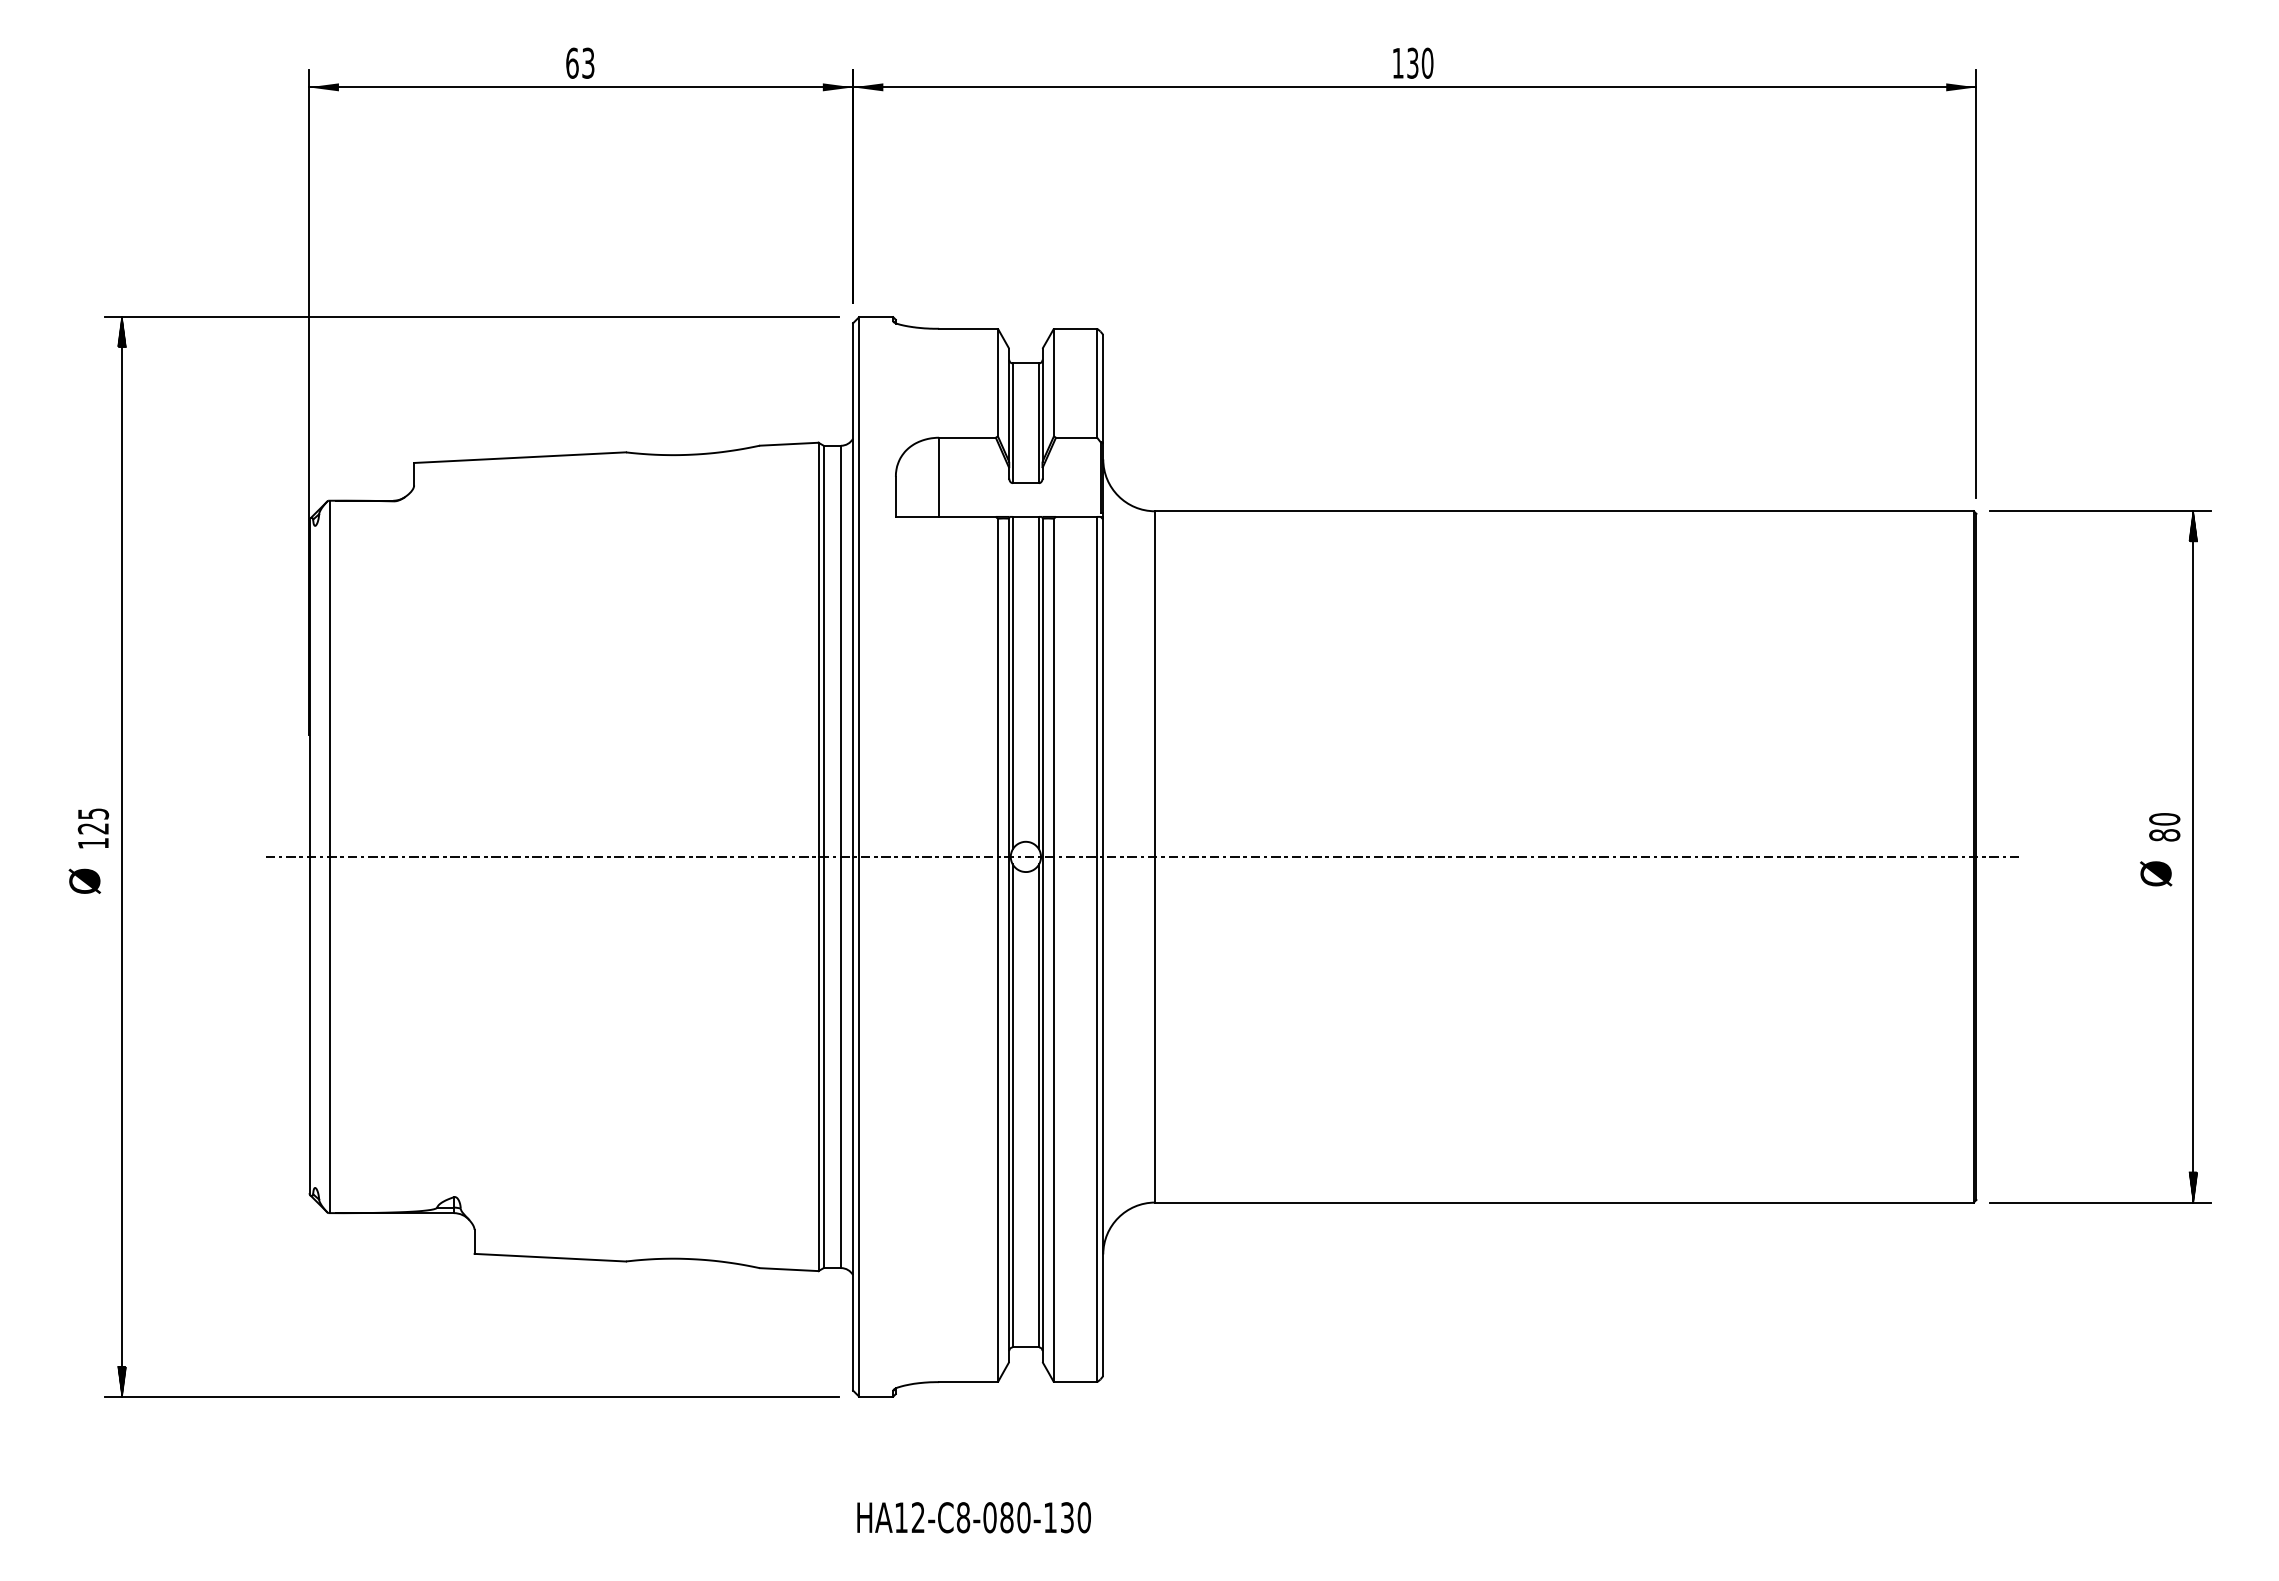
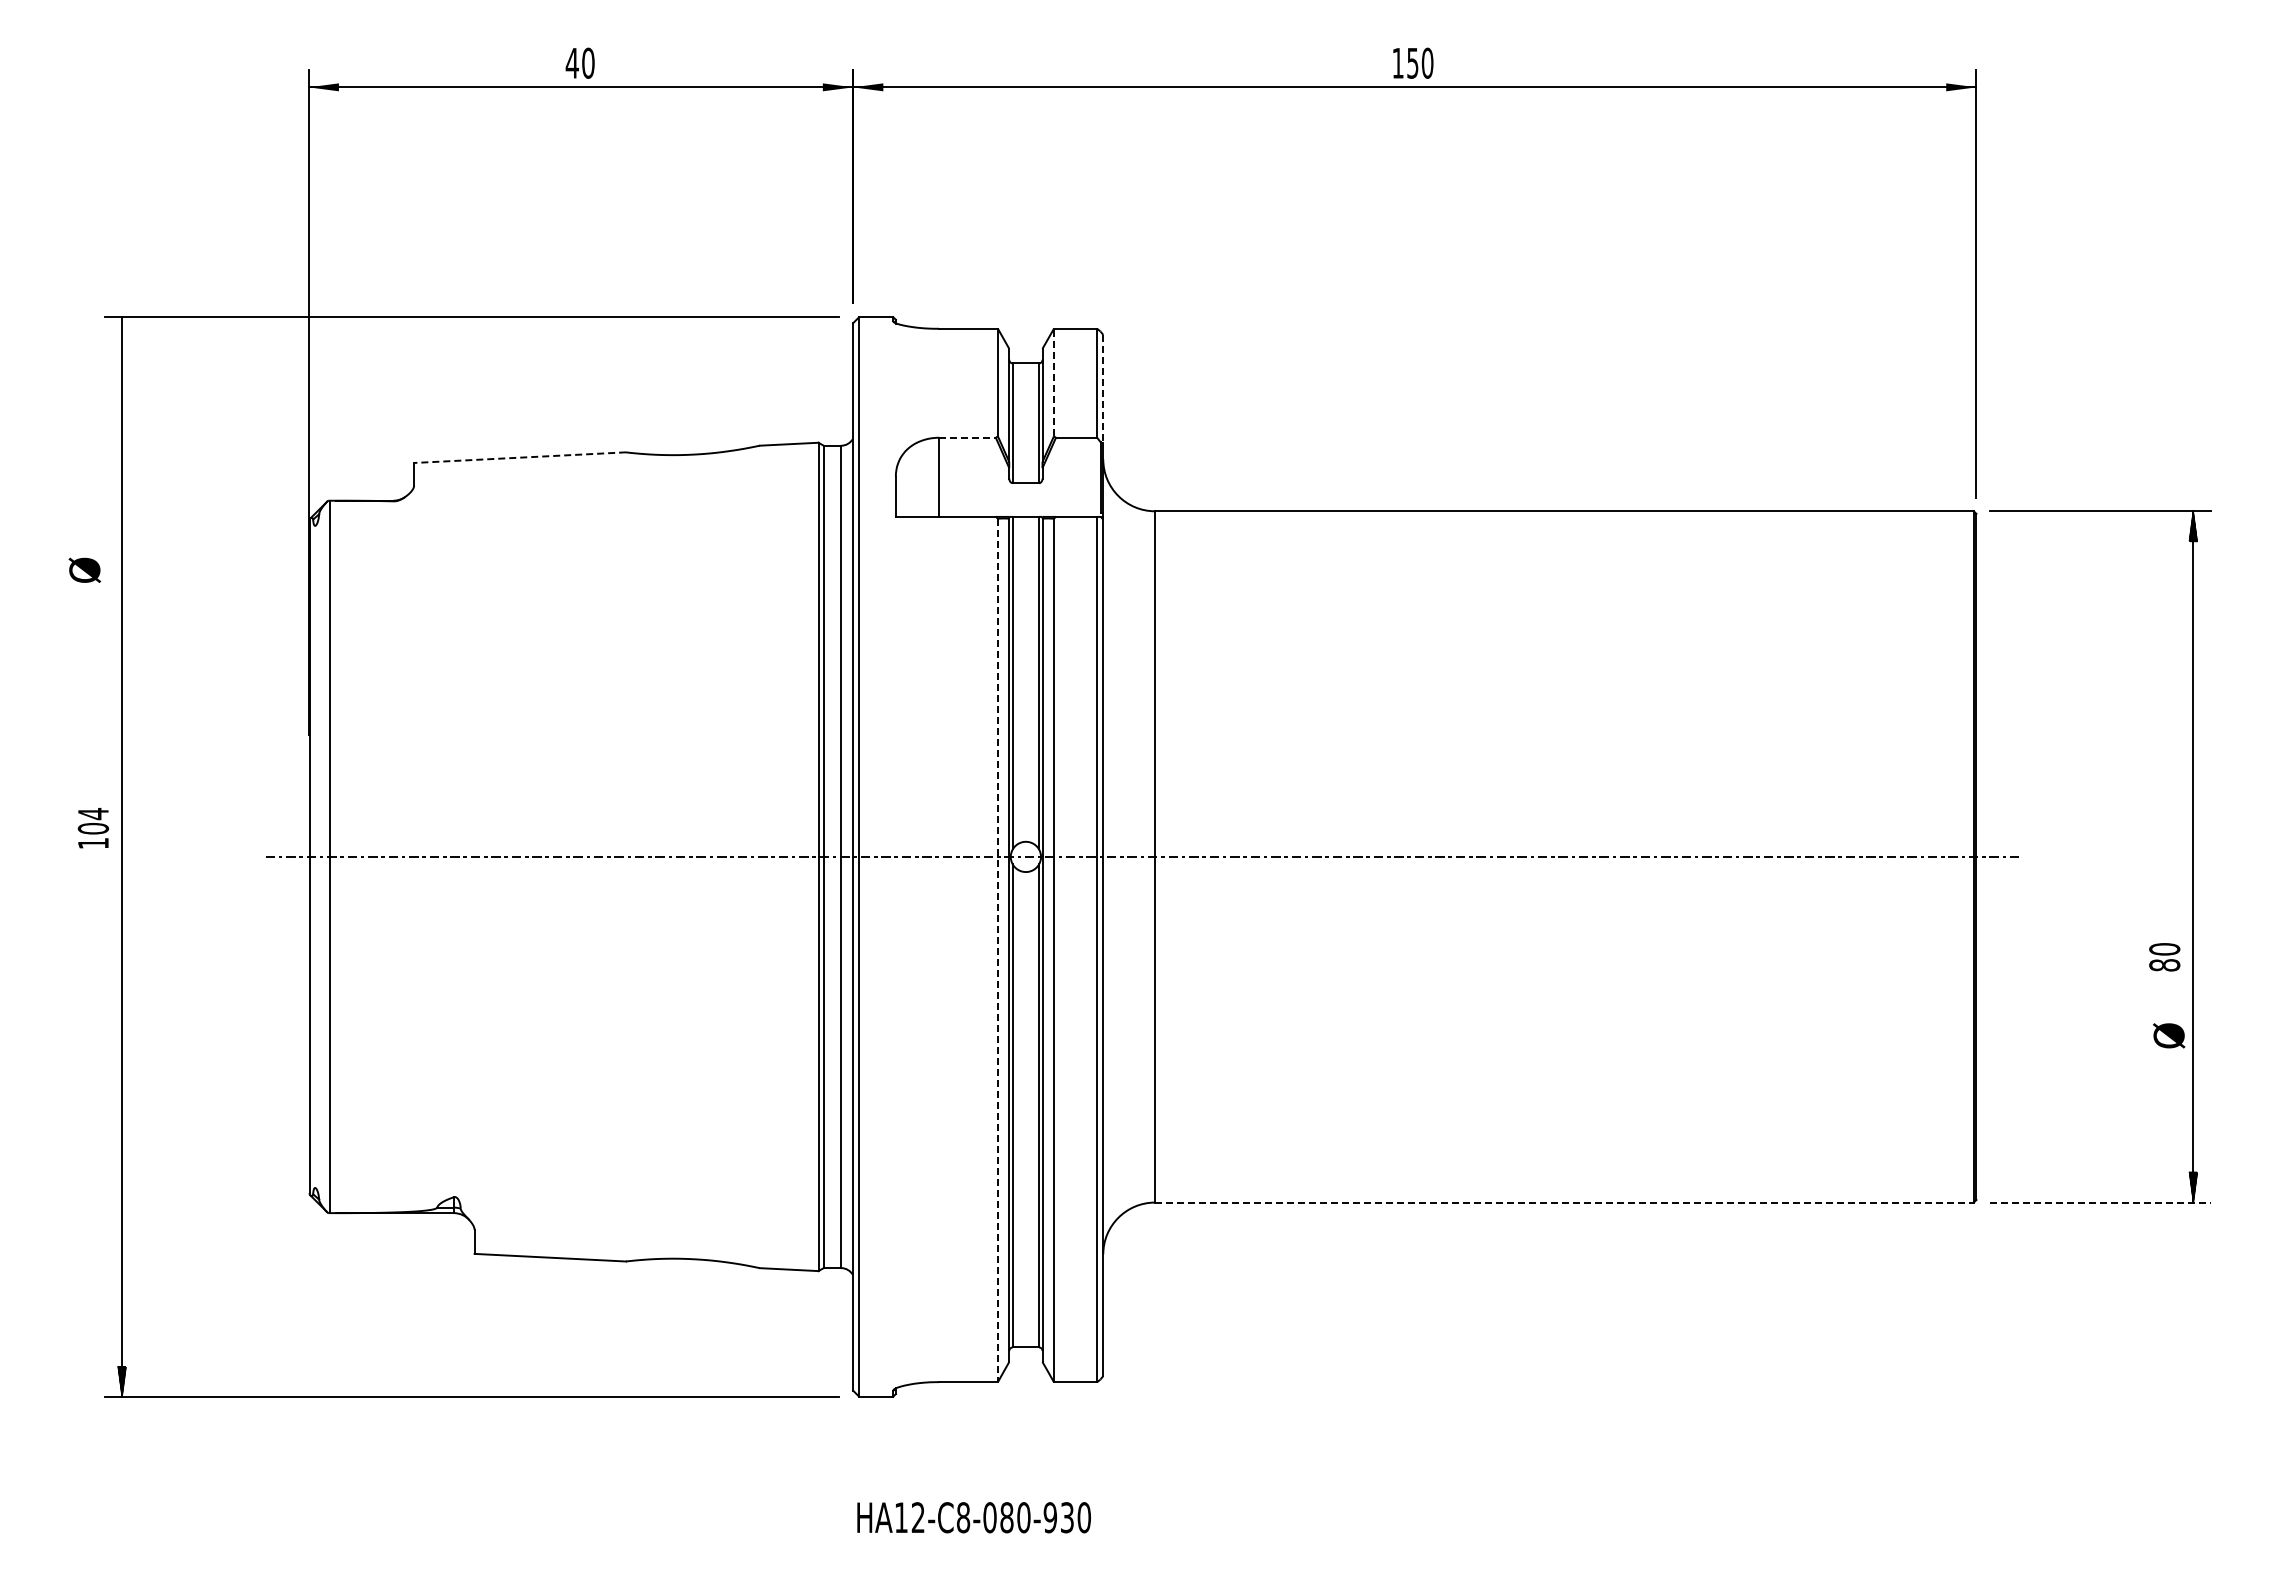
text: 63 -> 40 (579, 62)
text: 130 -> 150 (1412, 62)
hatch: present -> none (122, 332)
line: solid -> dashed (1053, 382)
line: solid -> dashed (1103, 389)
line: solid -> dashed (967, 437)
line: solid -> dashed (519, 457)
text: 125 -> 104 (93, 820)
text position: (2164, 827) -> (2164, 957) (2164, 957)
text position: (2156, 873) -> (2169, 1035) (2169, 1035)
text position: (84, 880) -> (84, 569) (84, 569)
line: solid -> dashed (997, 950)
line: solid -> dashed (1564, 1202)
line: solid -> dashed (2100, 1202)
text: HA12-C8-080-130 -> HA12-C8-080-930 (1050, 1517)
